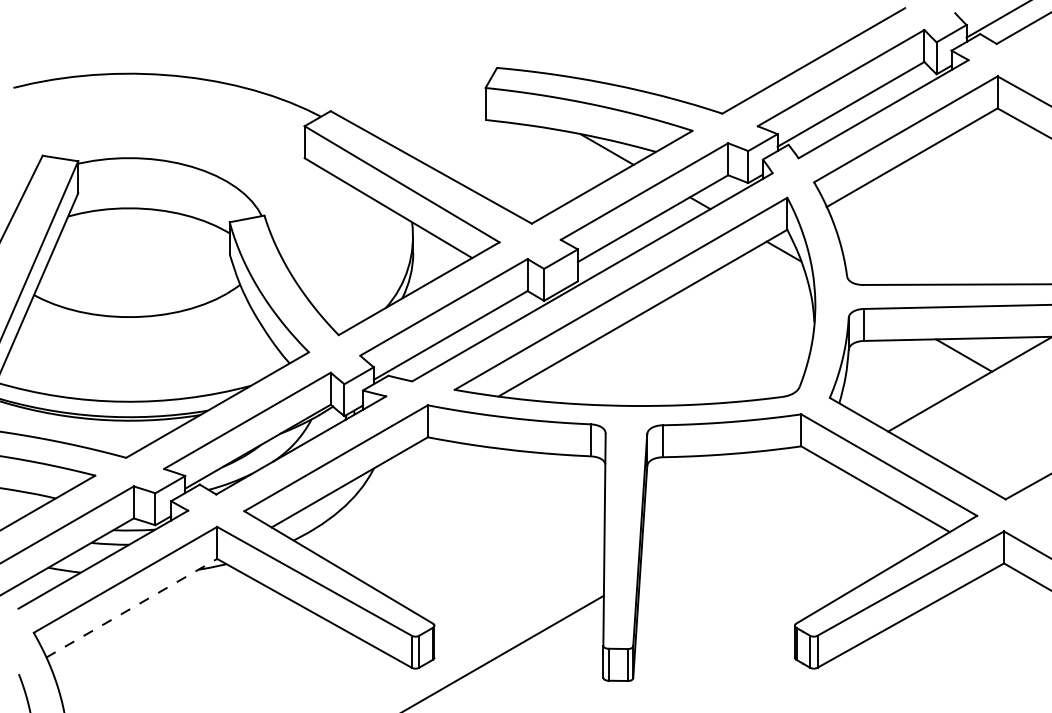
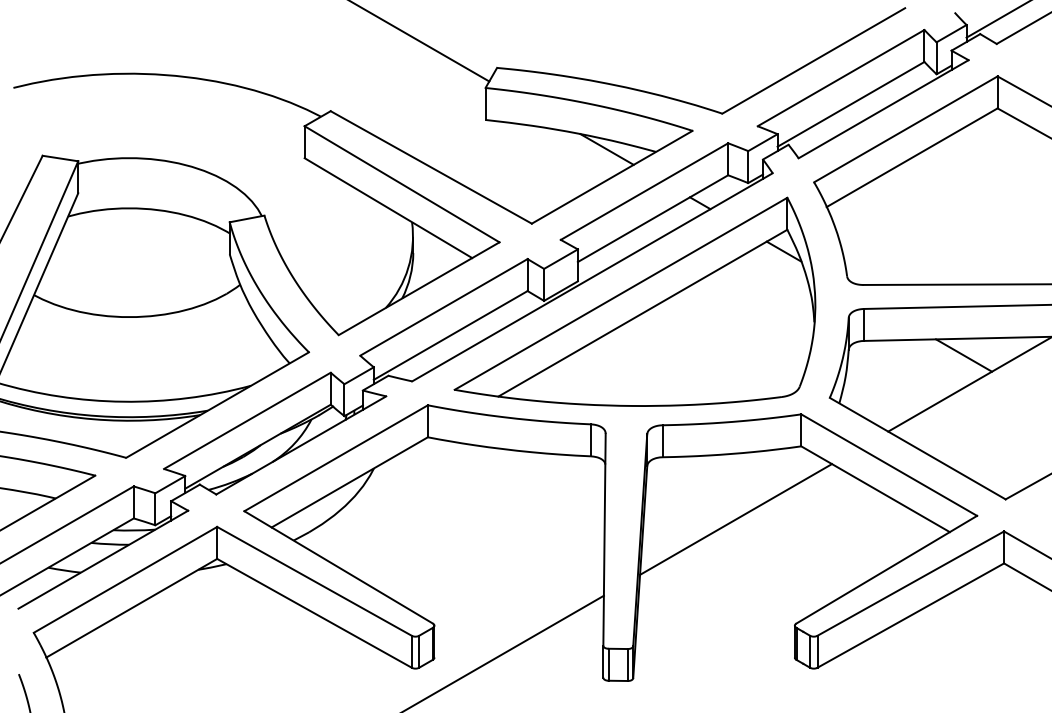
line: none -> present (420, 41)
line: none -> present (736, 519)
line: dashed -> solid (131, 608)
